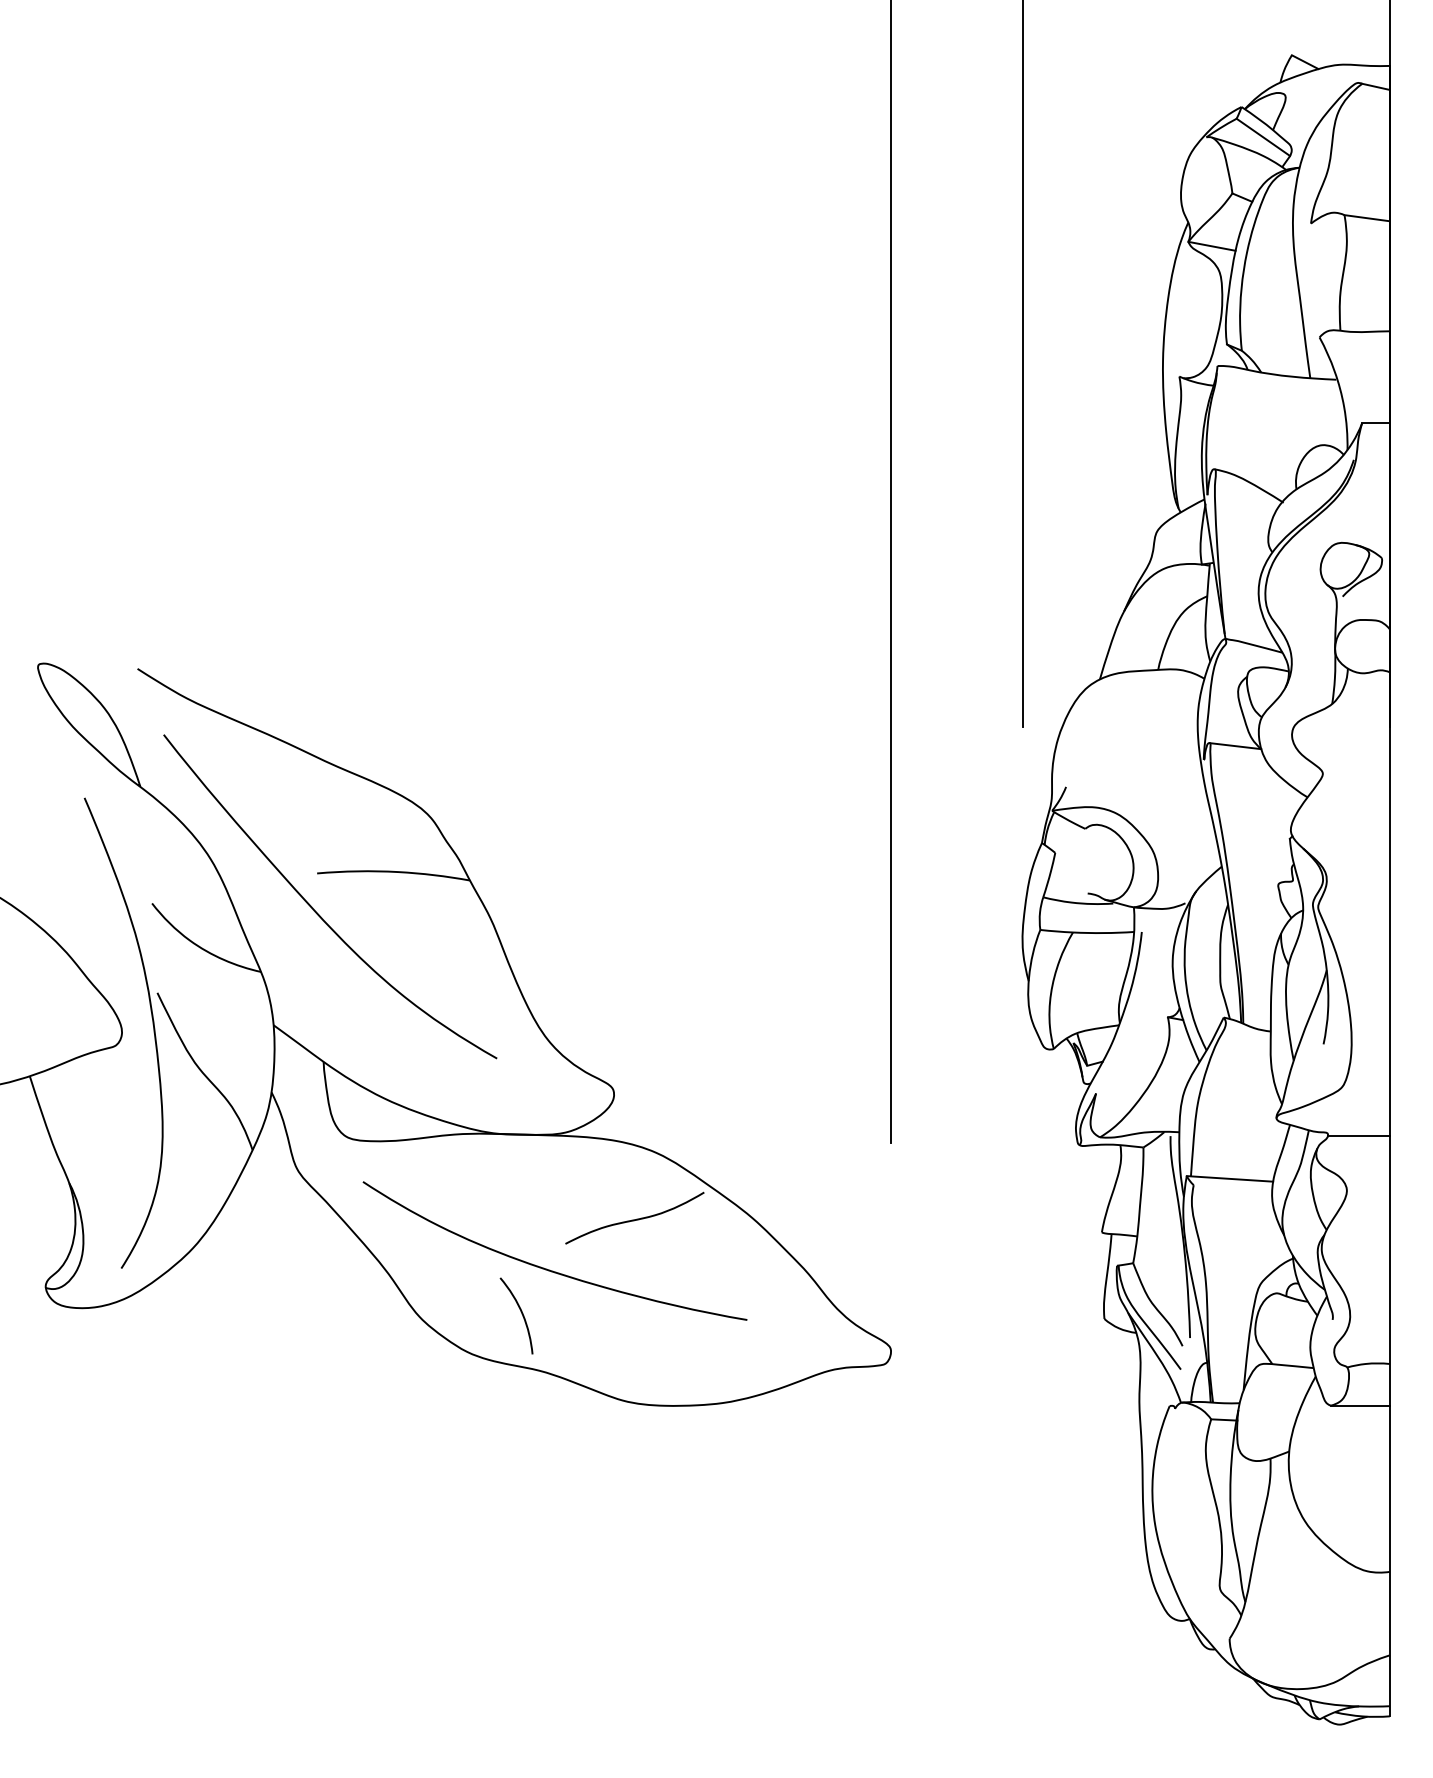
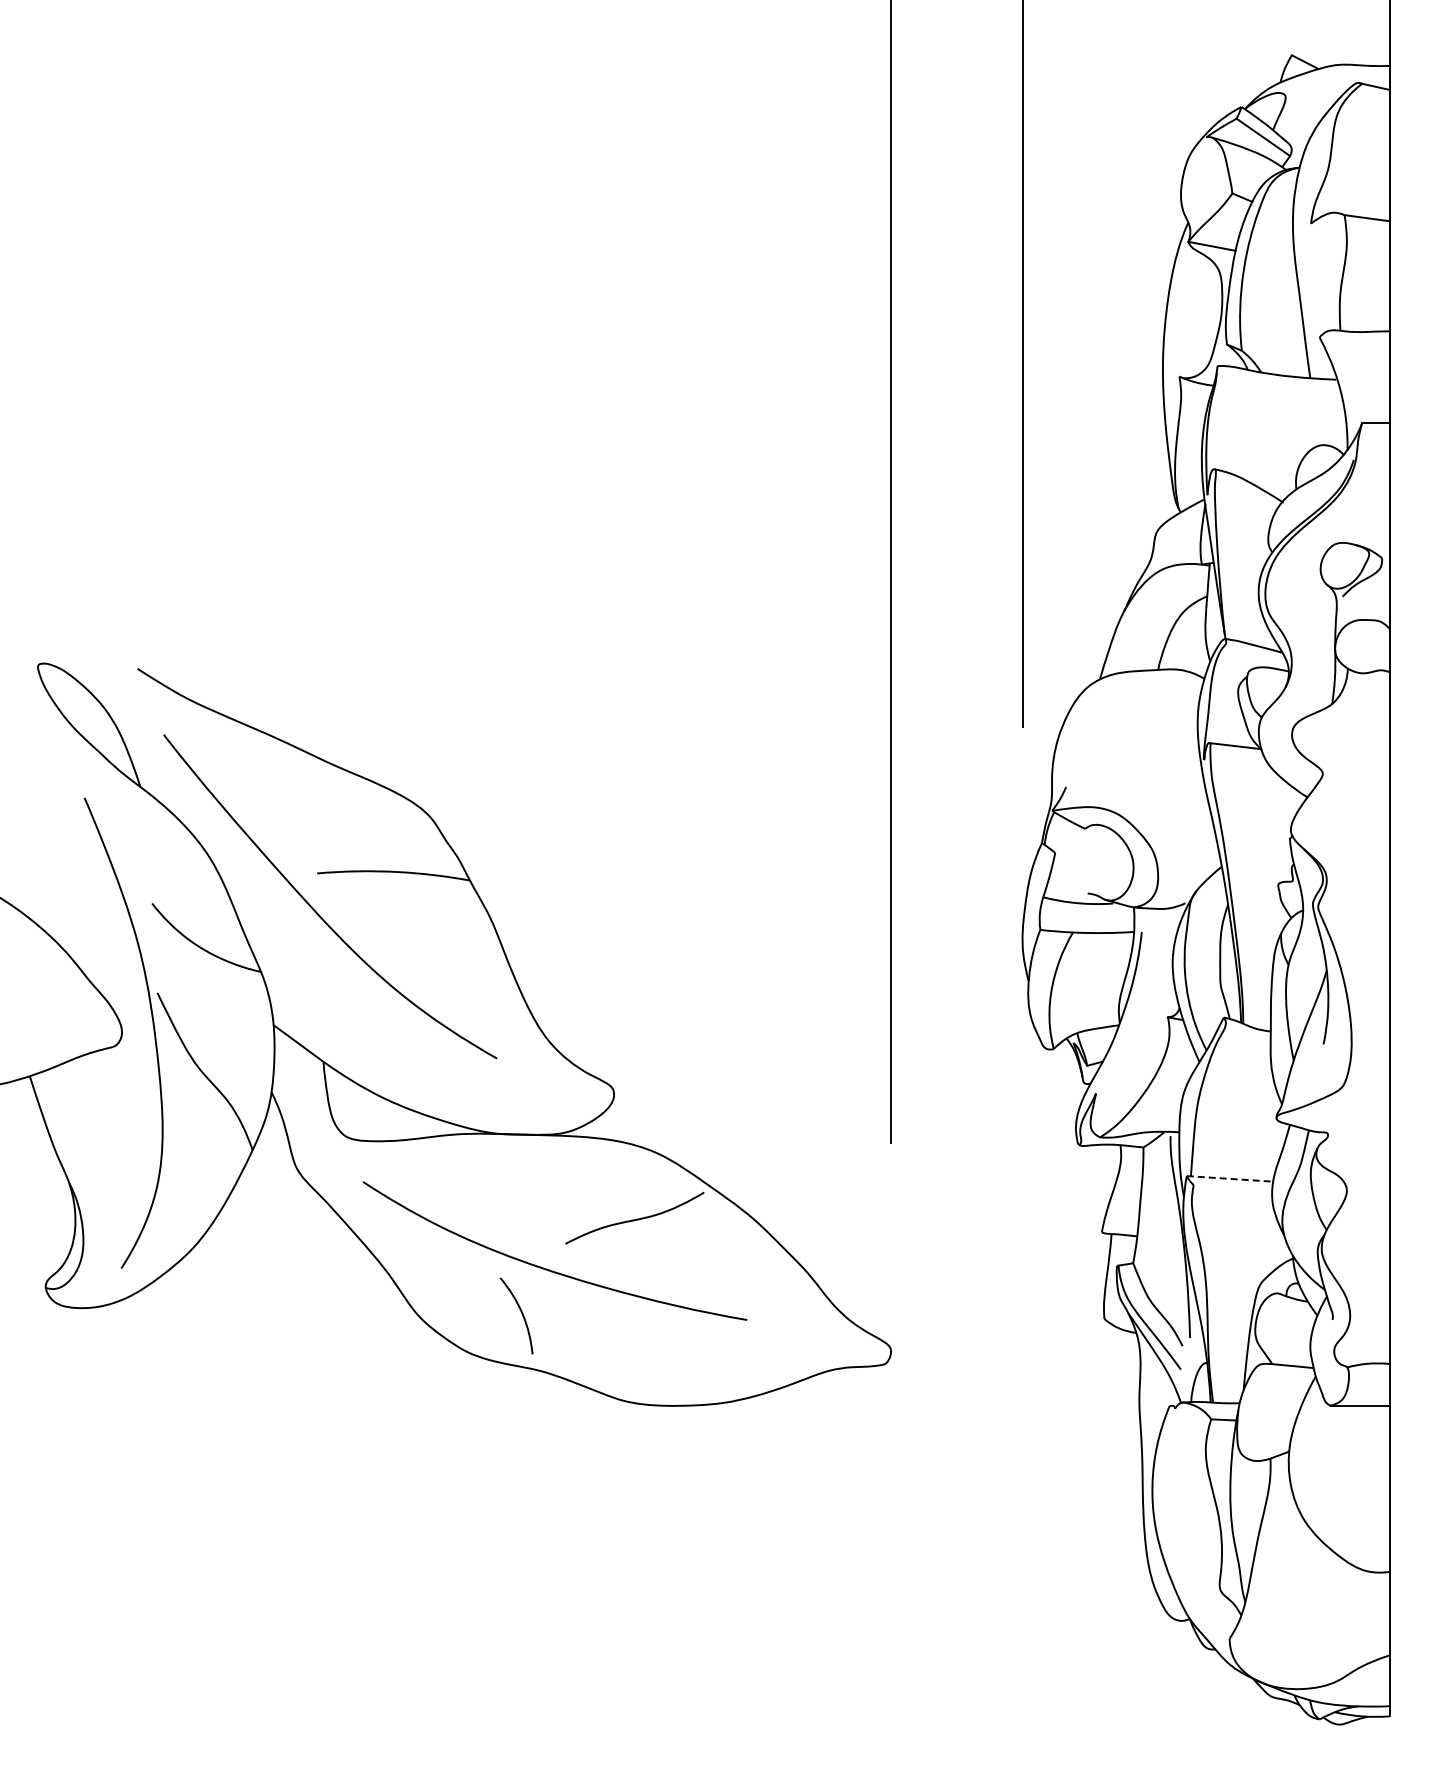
line: present -> none (1358, 1135)
line: solid -> dashed (1230, 1178)
